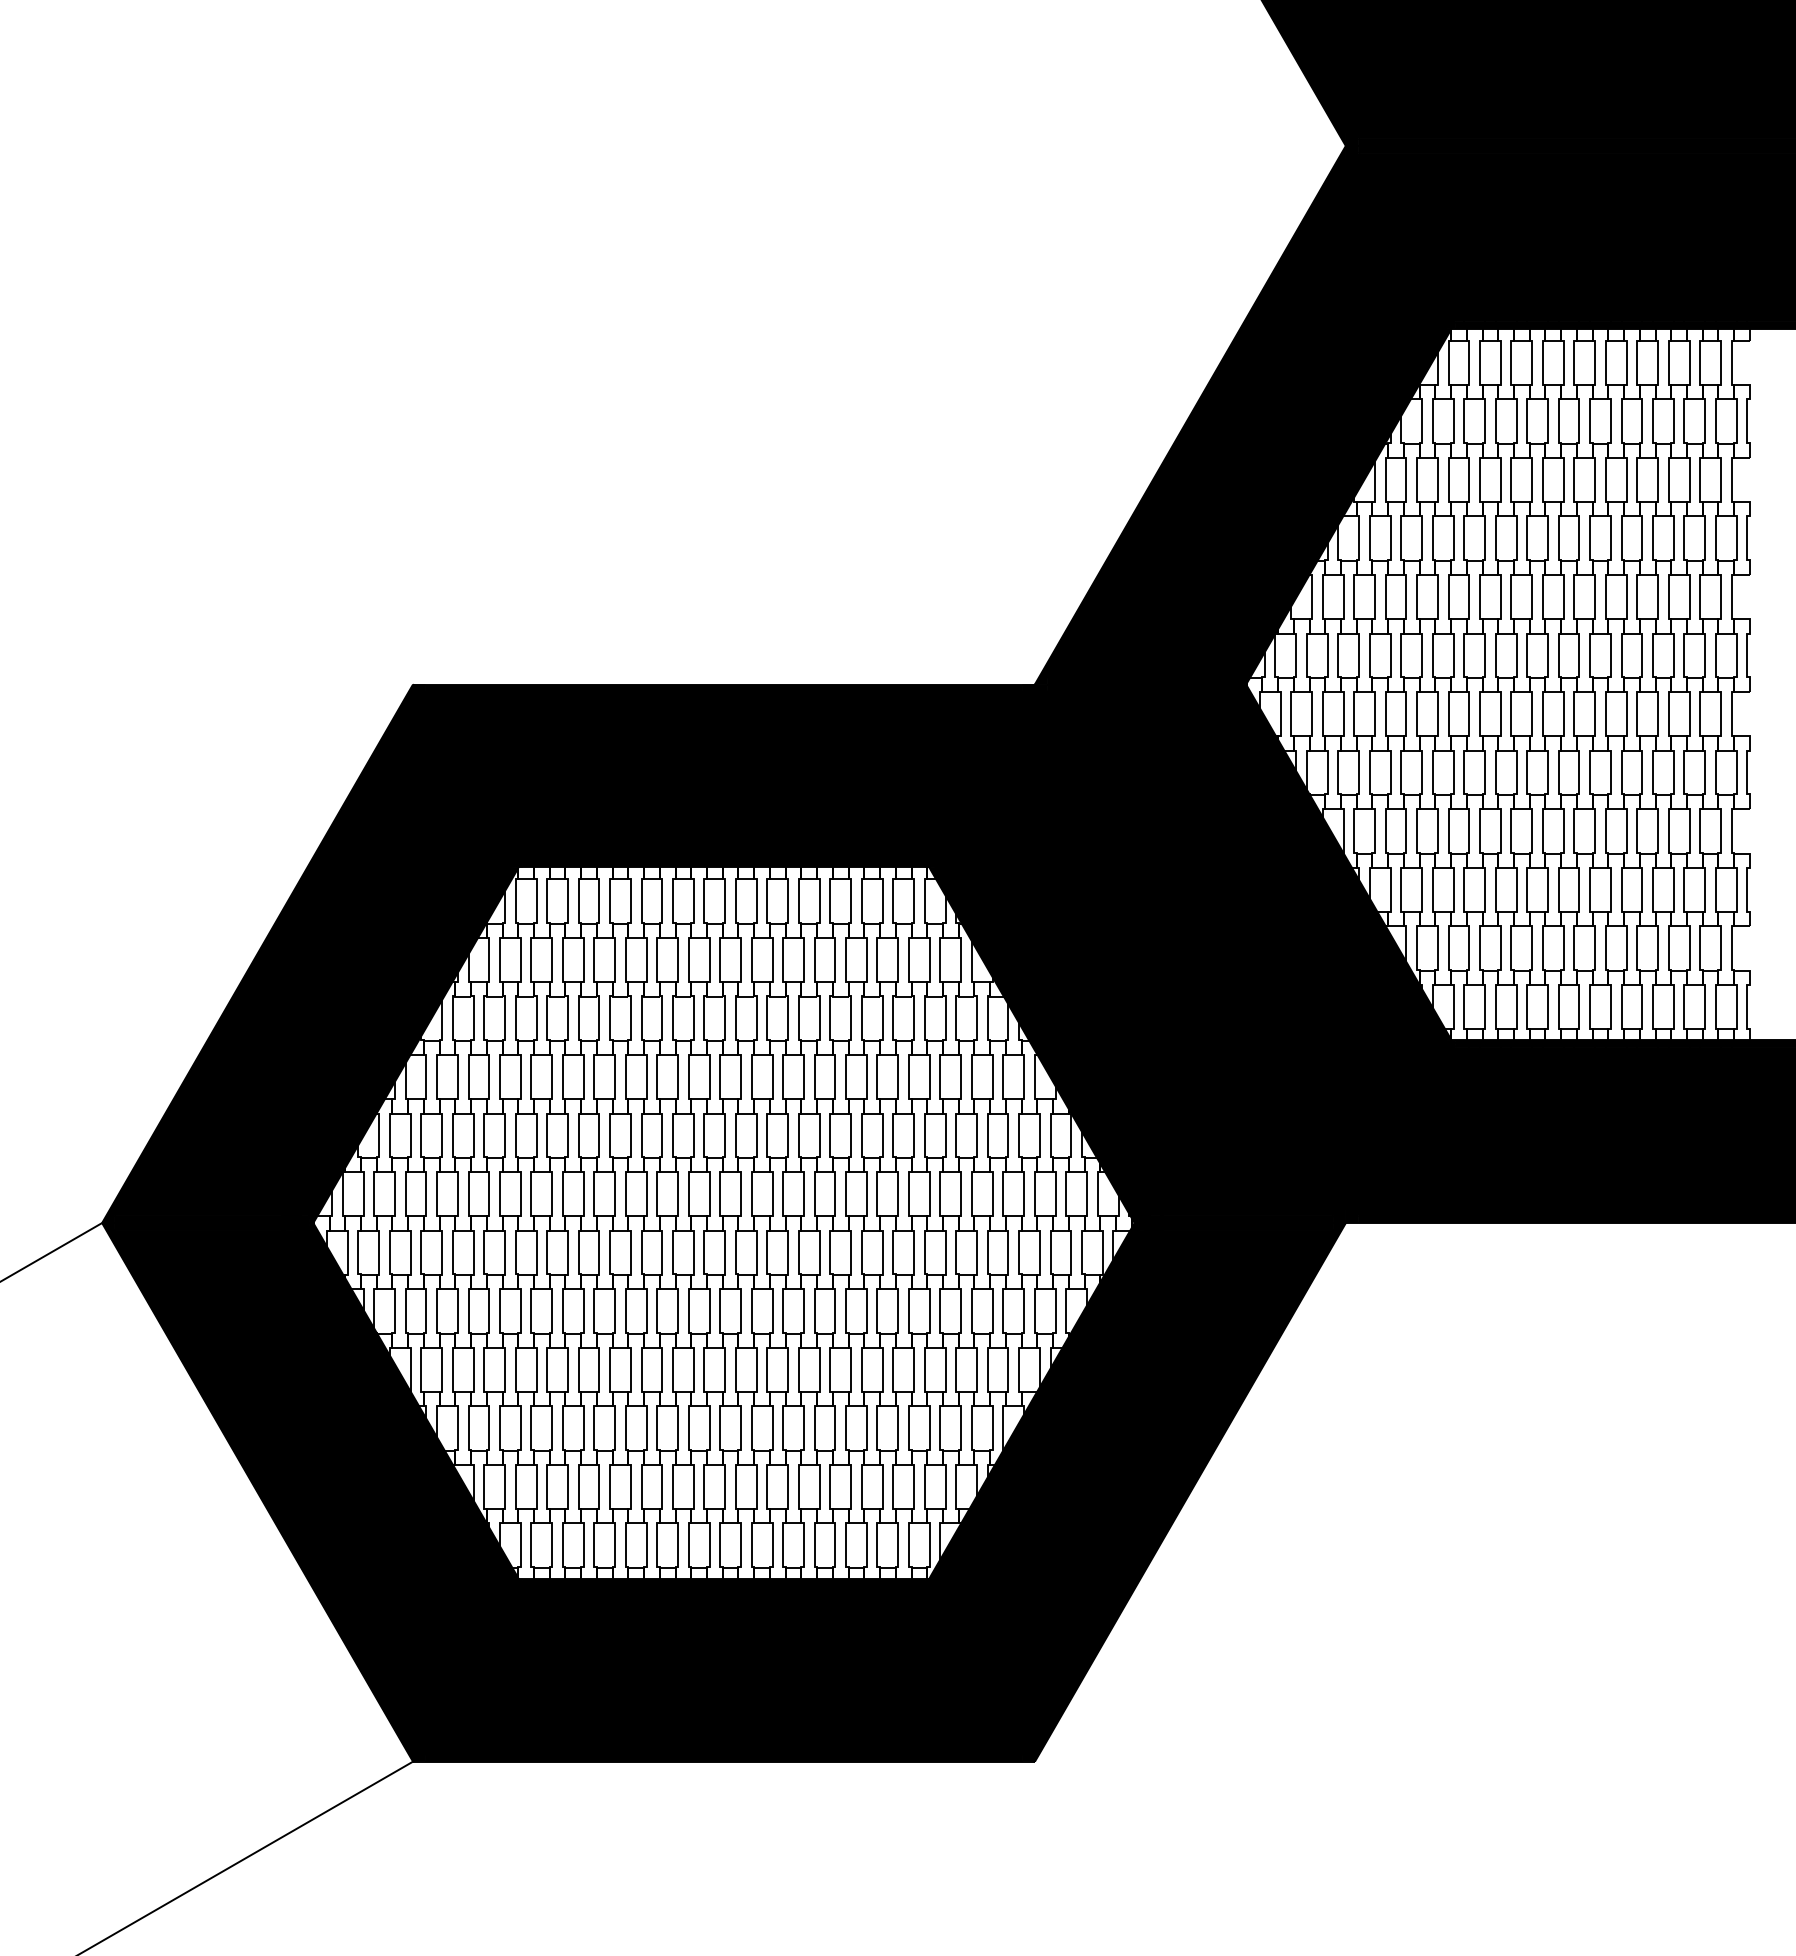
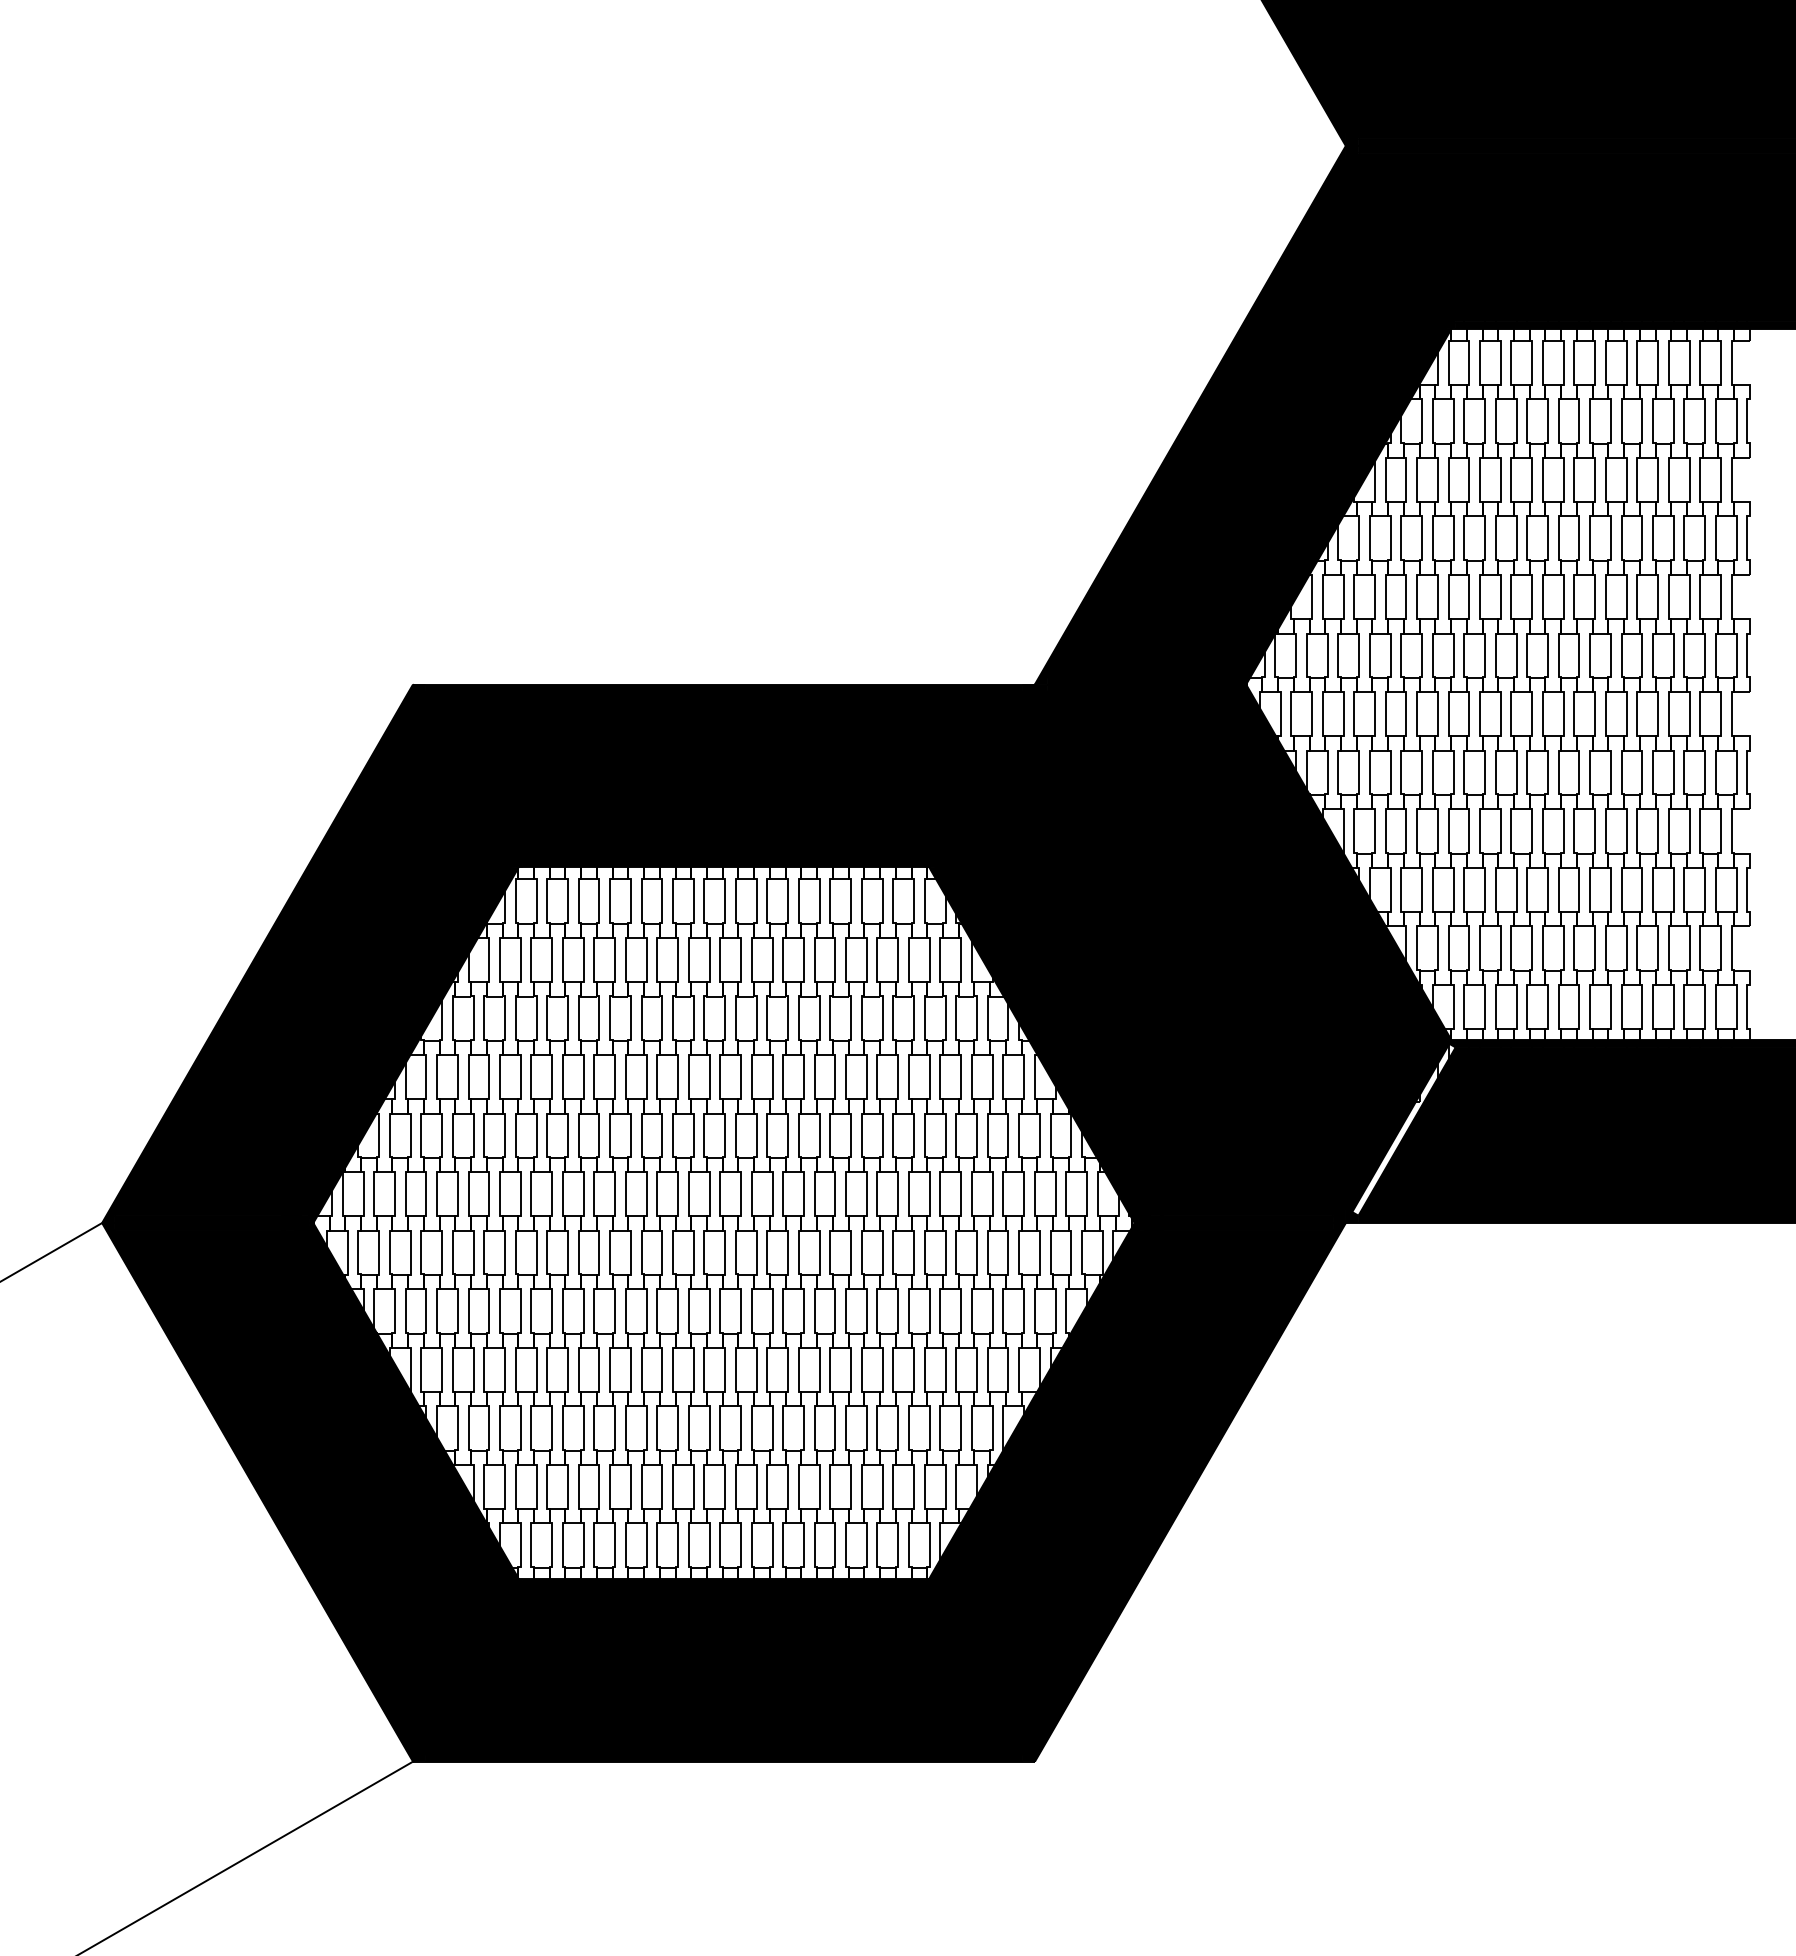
fill: present -> none (1403, 1129)
